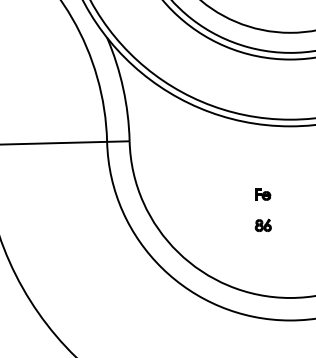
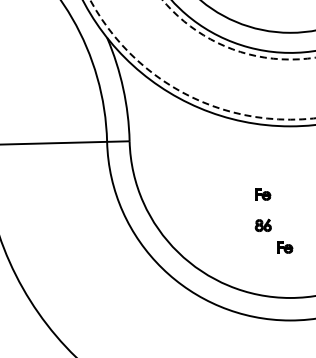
circle: solid -> dashed (238, 29)
circle: solid -> dashed (202, 59)
part: none -> present (285, 247)
